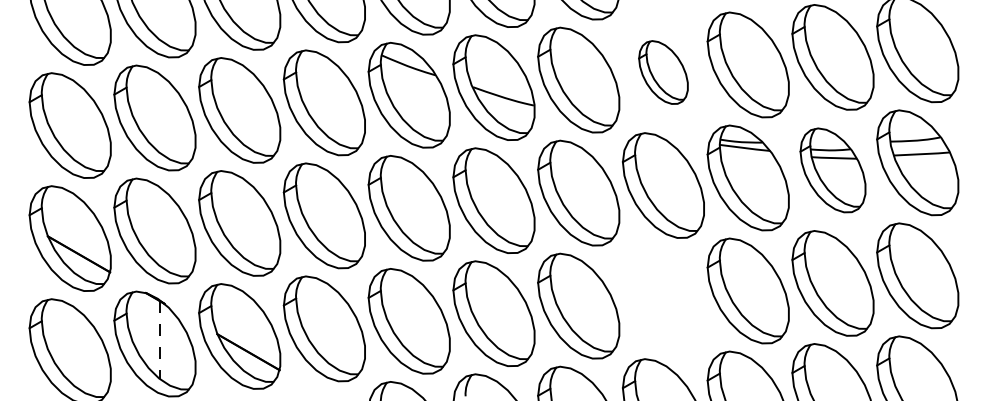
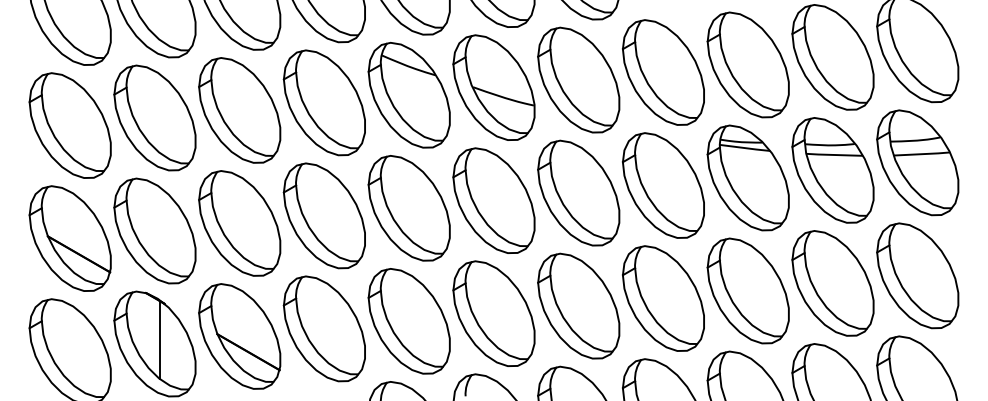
part size: 51x65 px -> 83x107 px (663, 72)
part size: 68x87 px -> 84x107 px (832, 170)
part: none -> present (663, 298)
line: dashed -> solid (159, 340)
